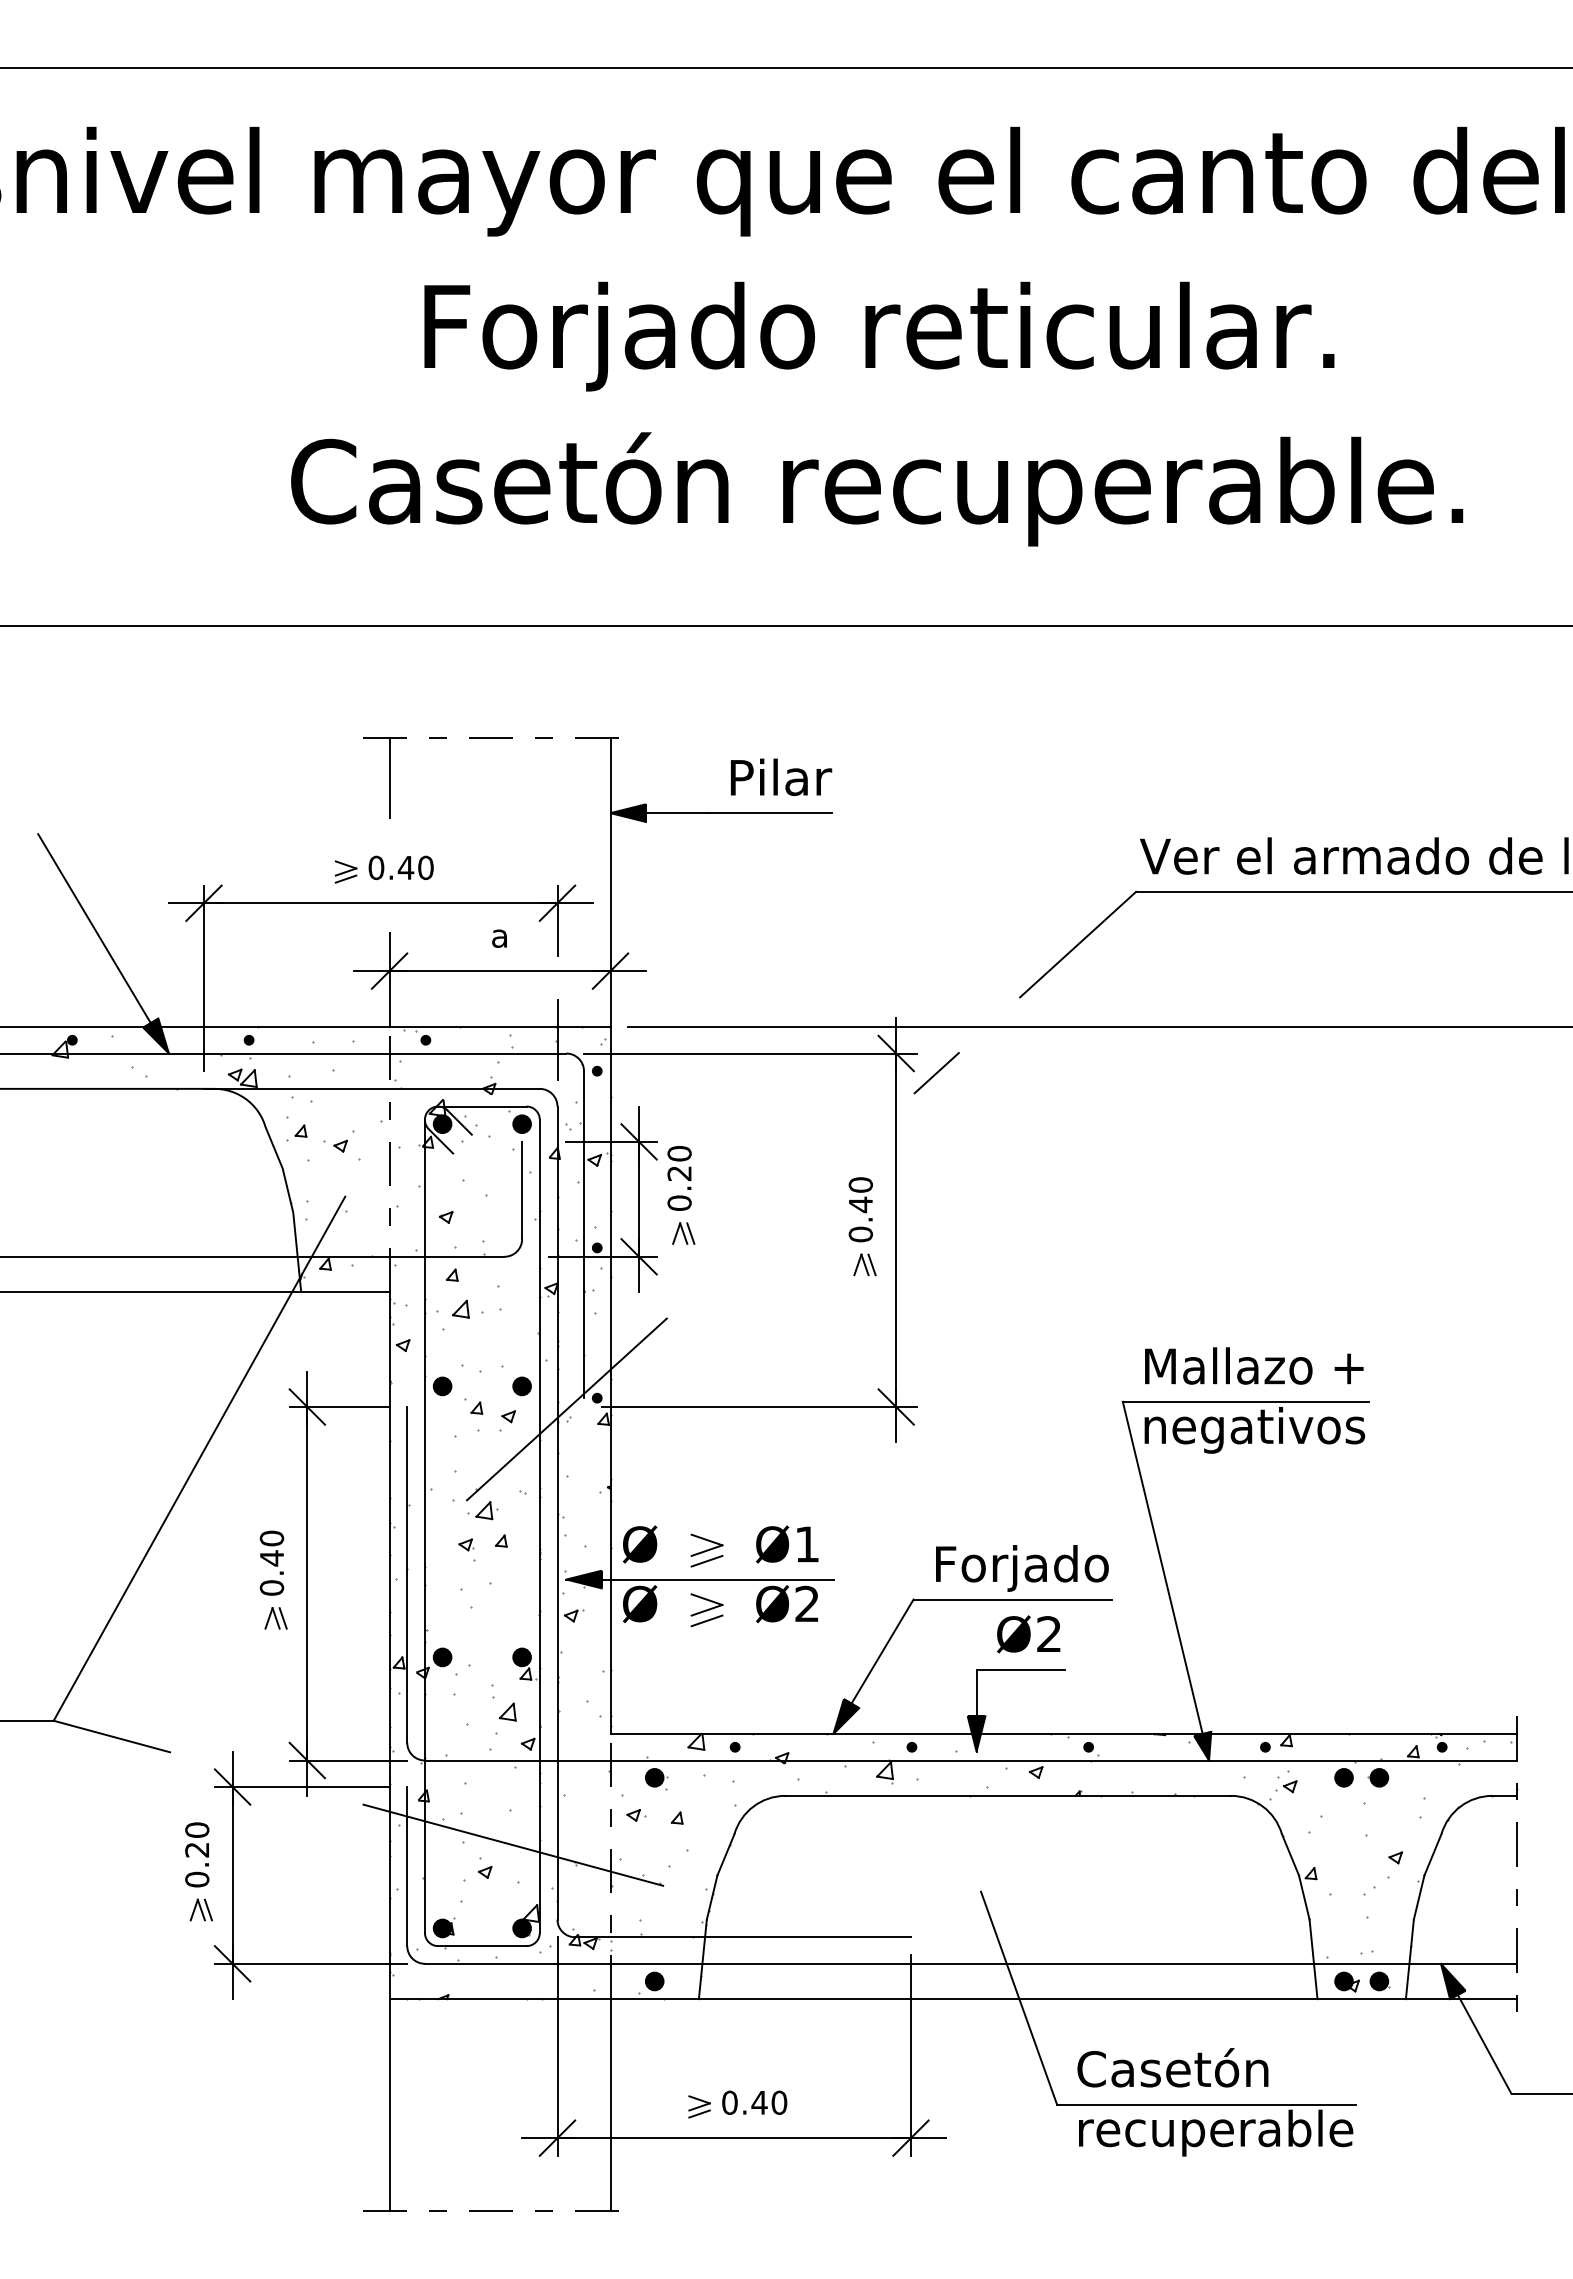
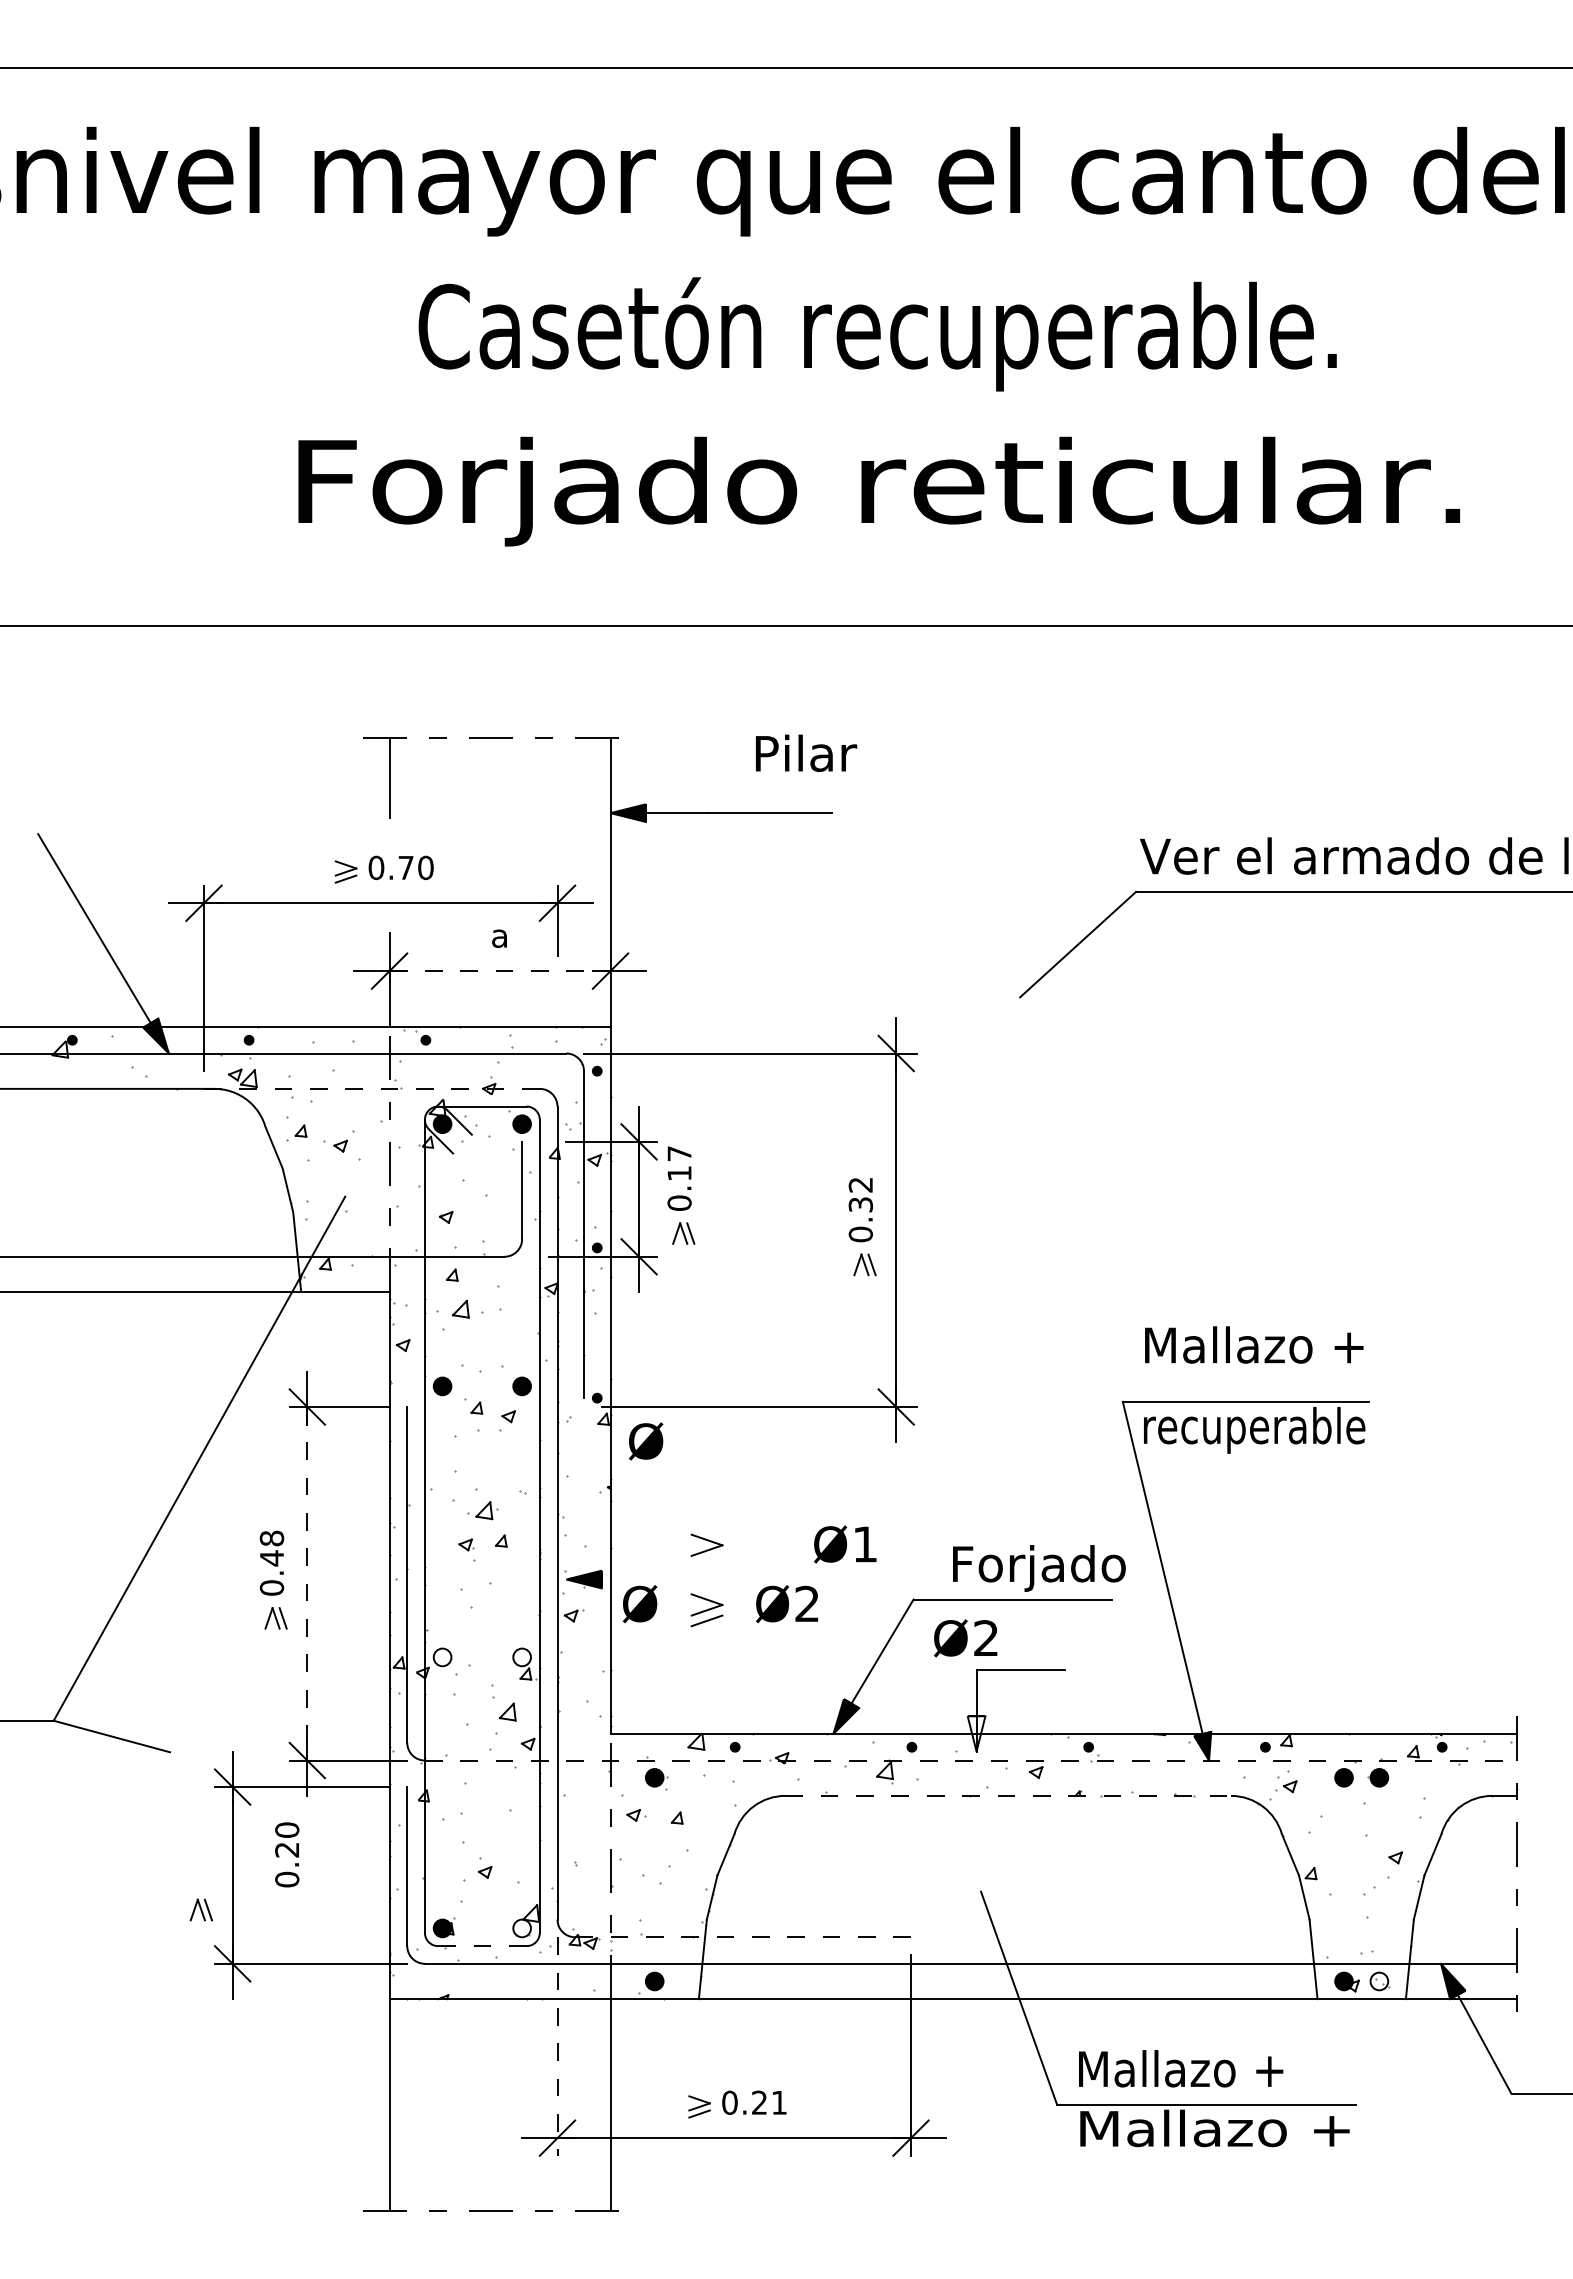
text: Forjado reticular. -> Casetón recuperable. (877, 334)
text: Casetón recuperable. -> Forjado reticular. (877, 489)
text position: (781, 777) -> (806, 753) (806, 753)
text: 0.40 -> 0.70 (405, 867)
line: solid -> dashed (500, 971)
line: present -> none (1098, 1027)
line: present -> none (557, 1039)
line: present -> none (936, 1073)
line: solid -> dashed (371, 1088)
text: 0.20 -> 0.17 (679, 1163)
text: 0.40 -> 0.32 (860, 1195)
text position: (1254, 1365) -> (1254, 1344) (1254, 1344)
line: present -> none (566, 1409)
text: negativos -> recuperable (1254, 1430)
text: 0.40 -> 0.48 (271, 1538)
text position: (639, 1544) -> (645, 1441) (645, 1441)
text position: (787, 1544) -> (845, 1544) (845, 1544)
line: present -> none (706, 1560)
text position: (1022, 1568) -> (1039, 1568) (1039, 1568)
line: present -> none (699, 1579)
line: solid -> dashed (307, 1583)
text position: (1028, 1634) -> (965, 1638) (965, 1638)
fill: present -> none (442, 1657)
fill: present -> none (521, 1657)
fill: present -> none (976, 1733)
line: solid -> dashed (971, 1760)
line: solid -> dashed (1008, 1795)
line: present -> none (513, 1844)
text position: (197, 1854) -> (287, 1854) (287, 1854)
fill: present -> none (521, 1928)
line: solid -> dashed (743, 1937)
line: solid -> dashed (482, 1946)
fill: present -> none (1379, 1981)
line: solid -> dashed (557, 2047)
text: Casetón -> Mallazo + (1180, 2067)
text: 0.40 -> 0.21 (769, 2102)
text: recuperable -> Mallazo + (1216, 2132)
